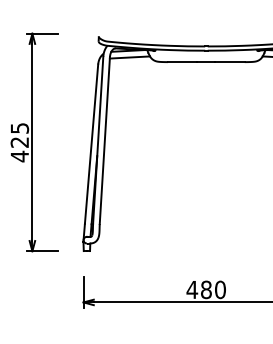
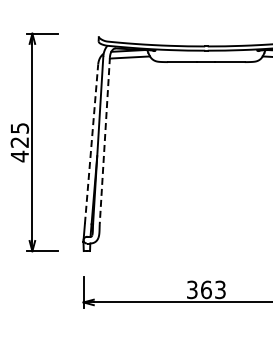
line: solid -> dashed (104, 140)
line: solid -> dashed (91, 144)
text: 480 -> 363 (205, 289)
